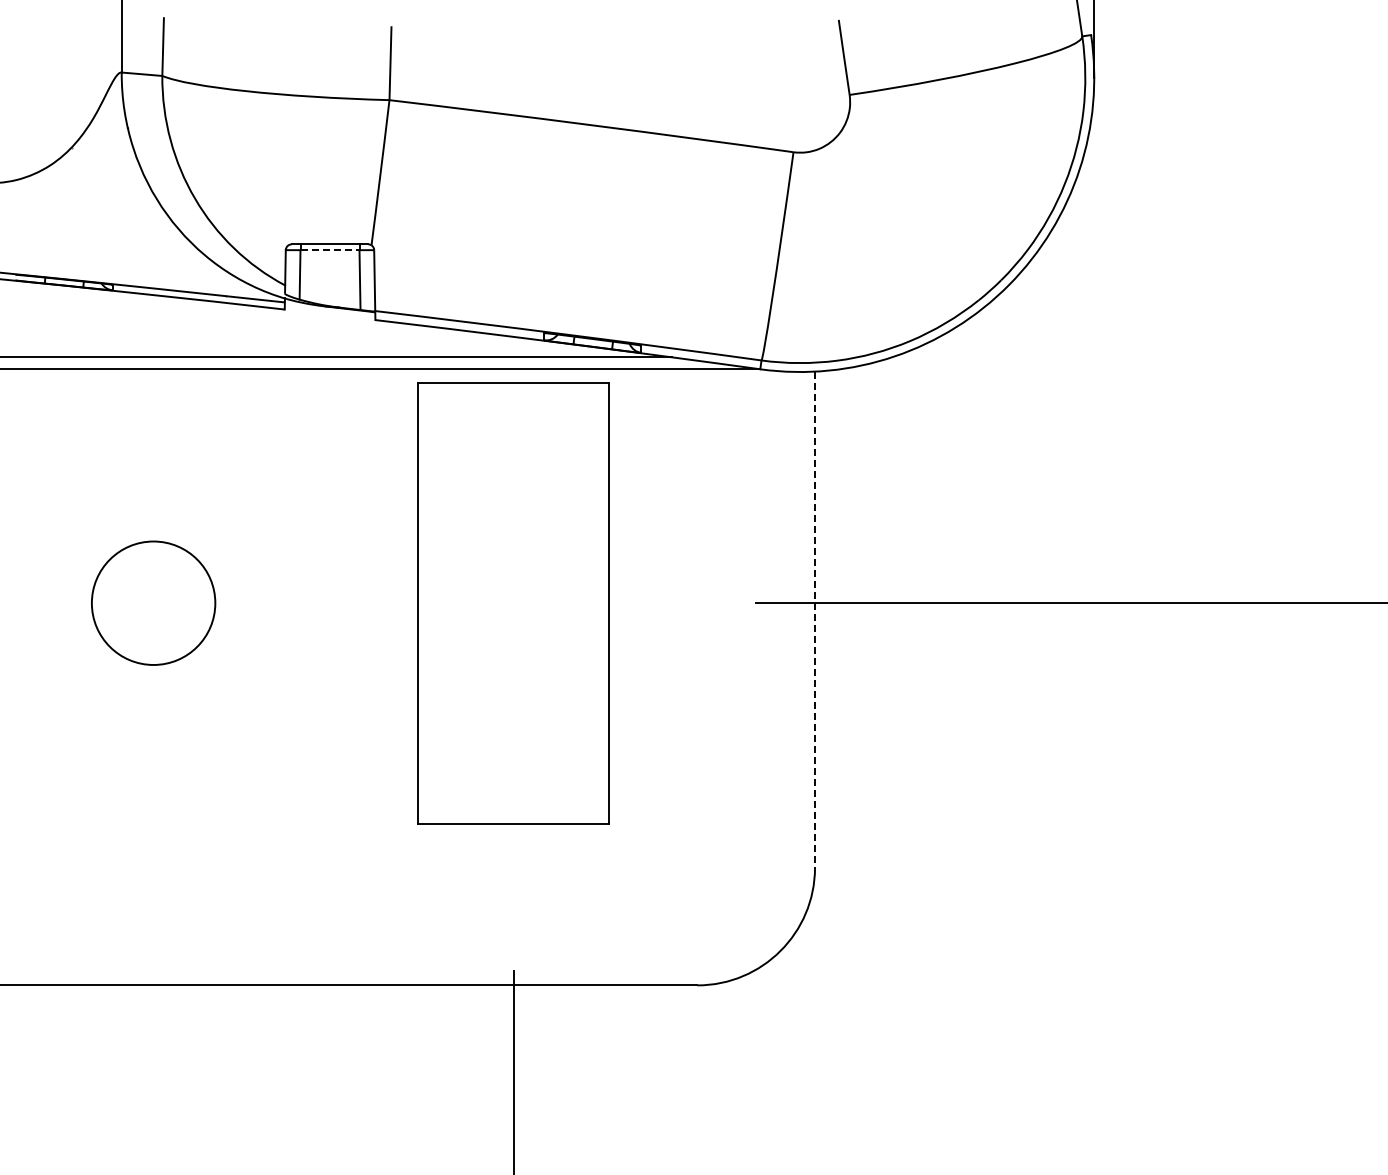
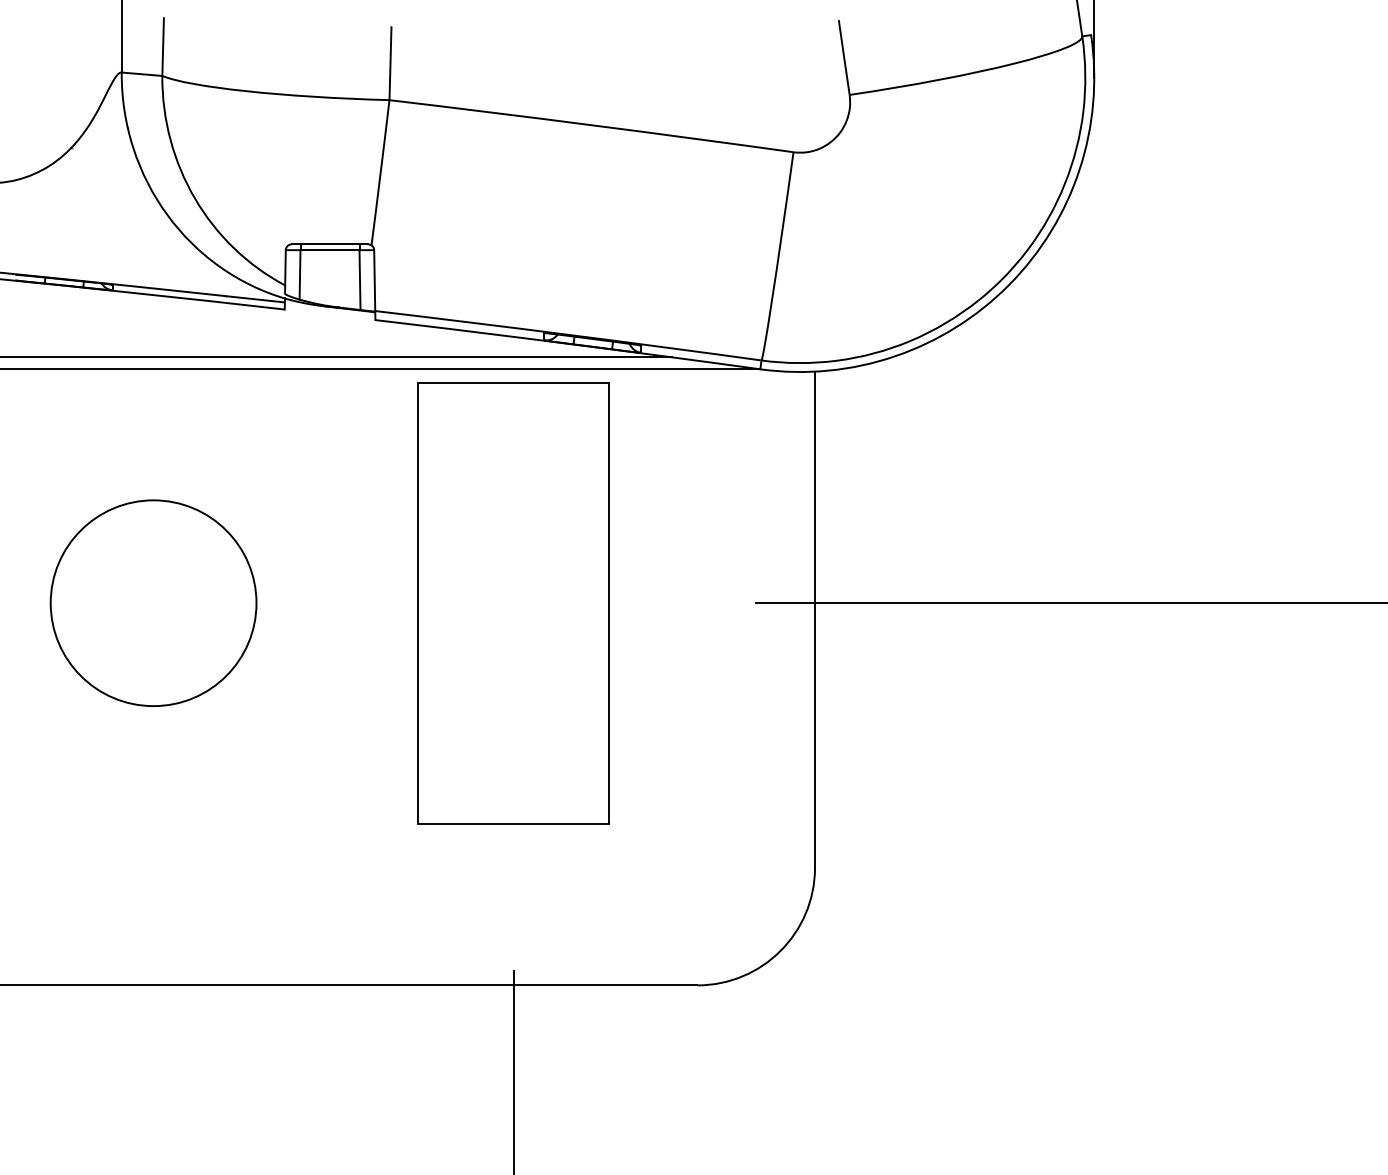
line: dashed -> solid (330, 250)
circle diameter: 123 px -> 206 px (153, 603)
line: dashed -> solid (815, 620)
